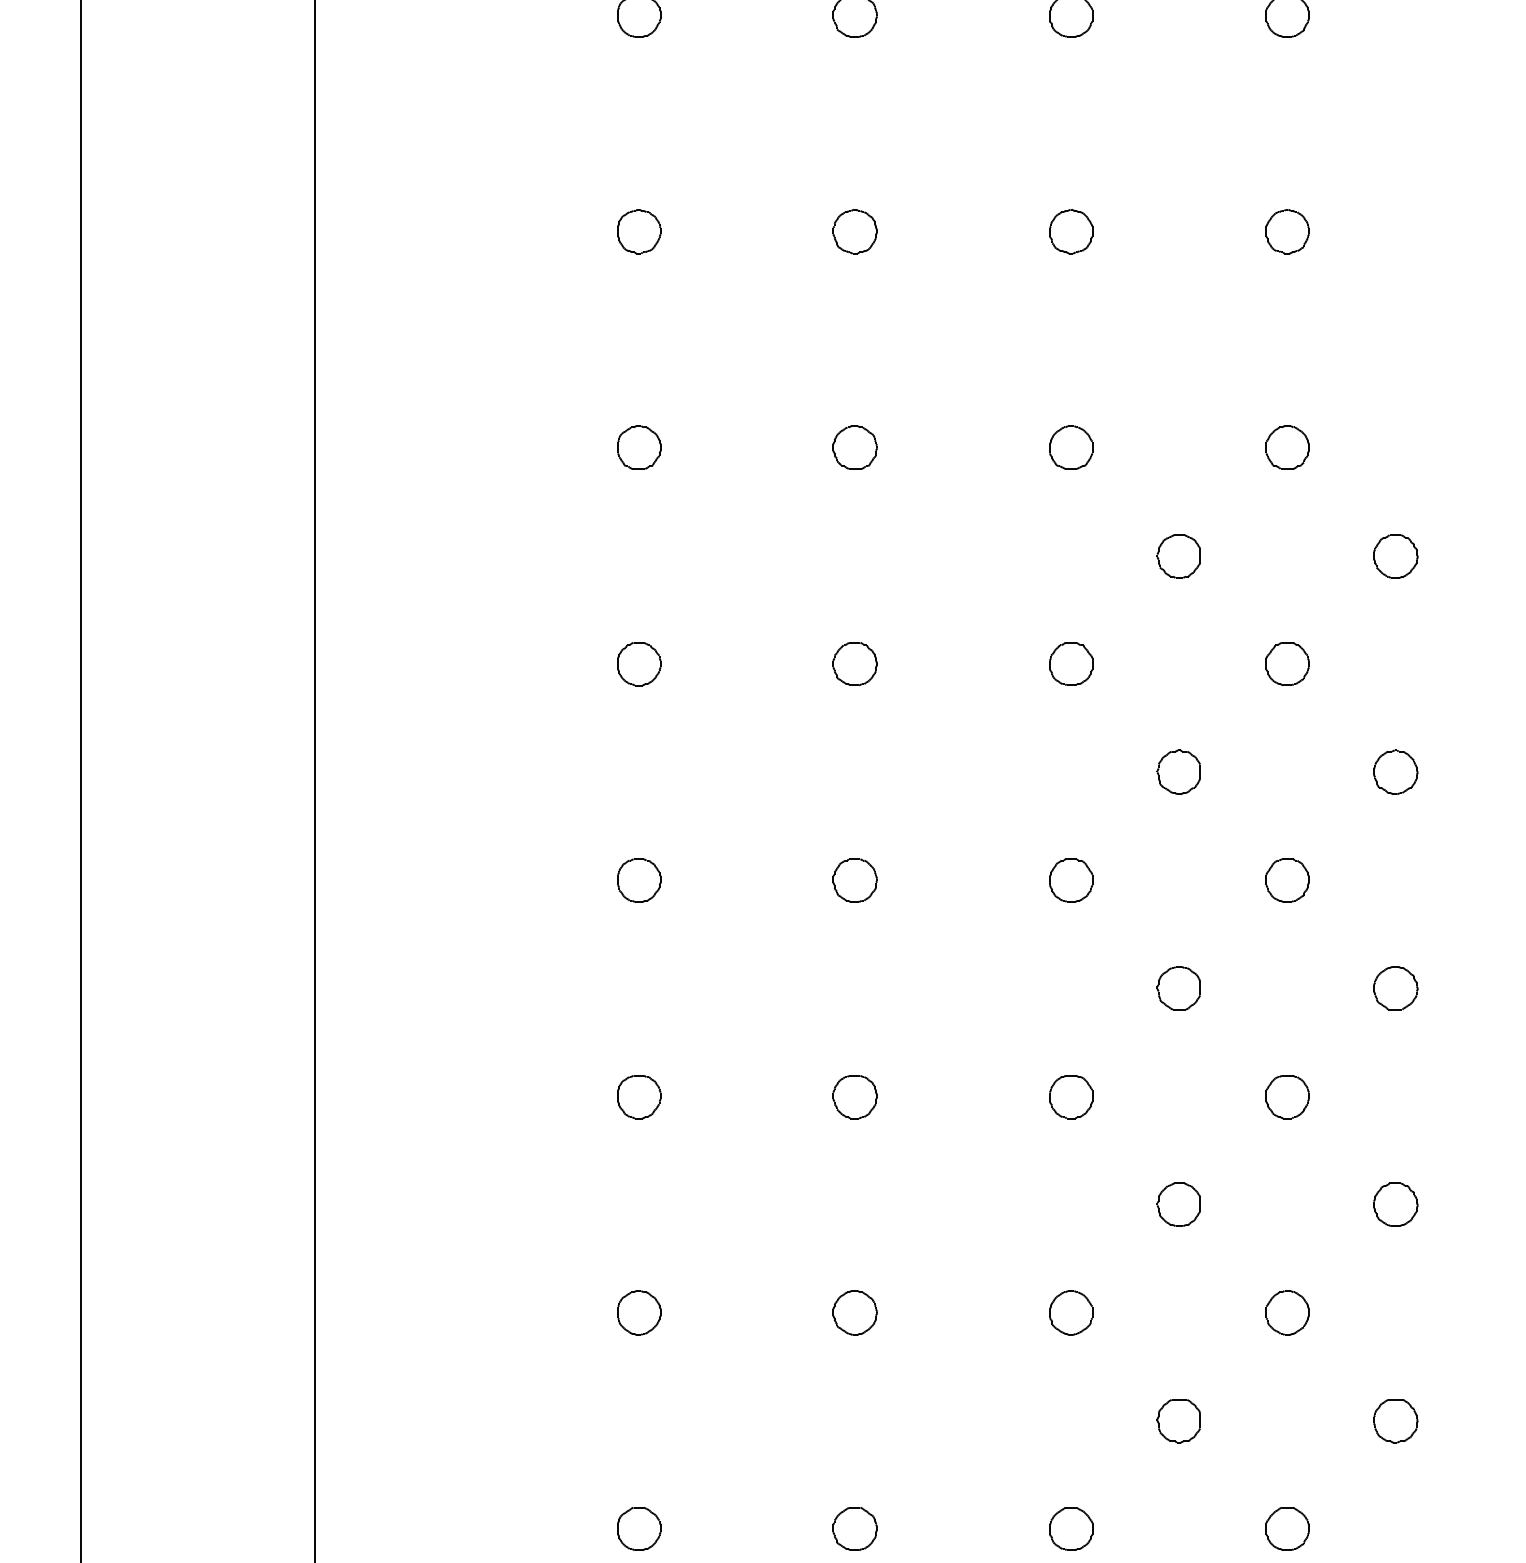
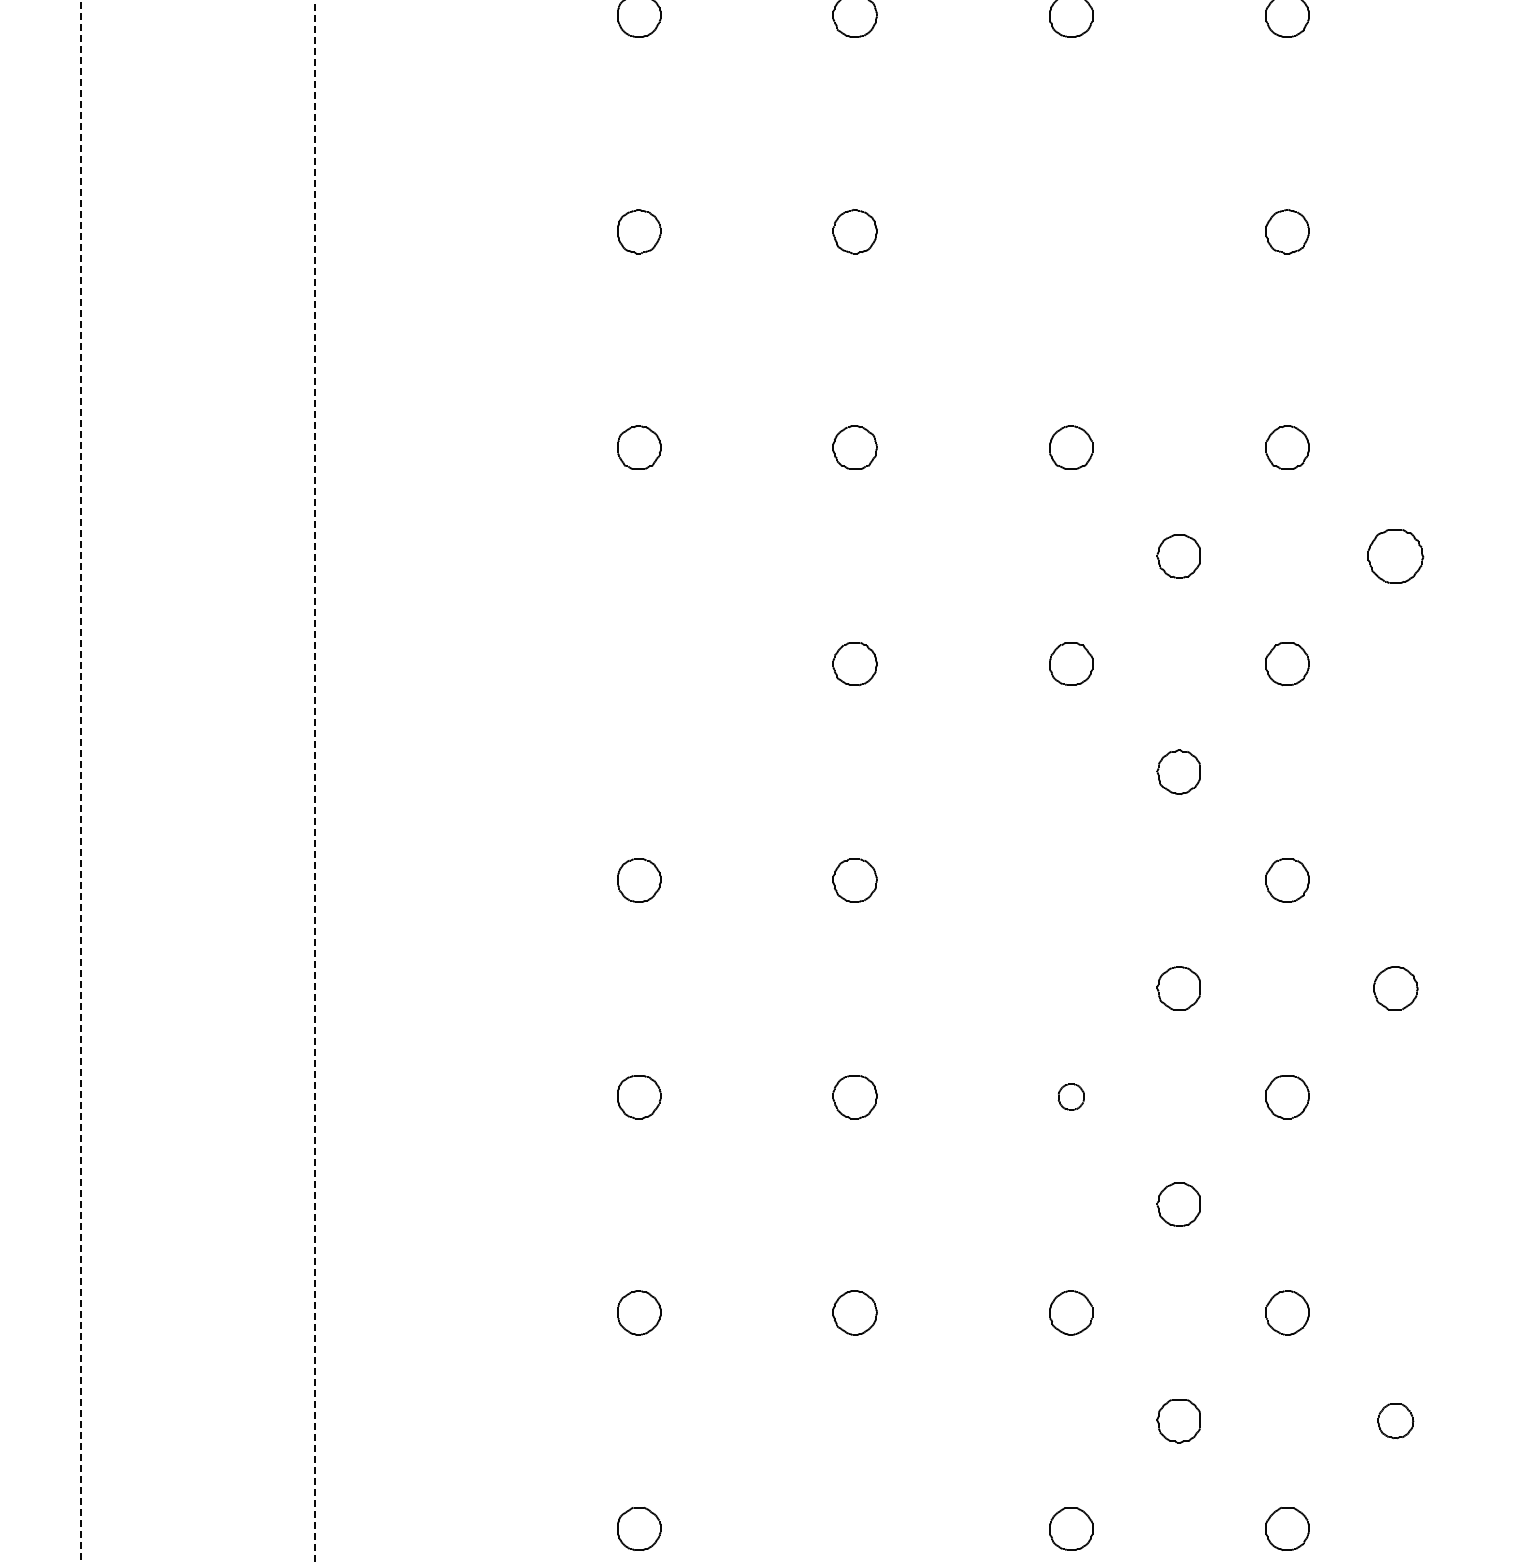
part: present -> none (1071, 231)
part size: 46x45 px -> 58x55 px (1395, 556)
part: present -> none (639, 664)
part: present -> none (1395, 771)
line: solid -> dashed (81, 781)
line: solid -> dashed (314, 781)
part: present -> none (1071, 880)
part size: 45x45 px -> 28x28 px (1070, 1096)
part: present -> none (1395, 1204)
part size: 46x45 px -> 38x37 px (1395, 1421)
part: present -> none (854, 1528)
